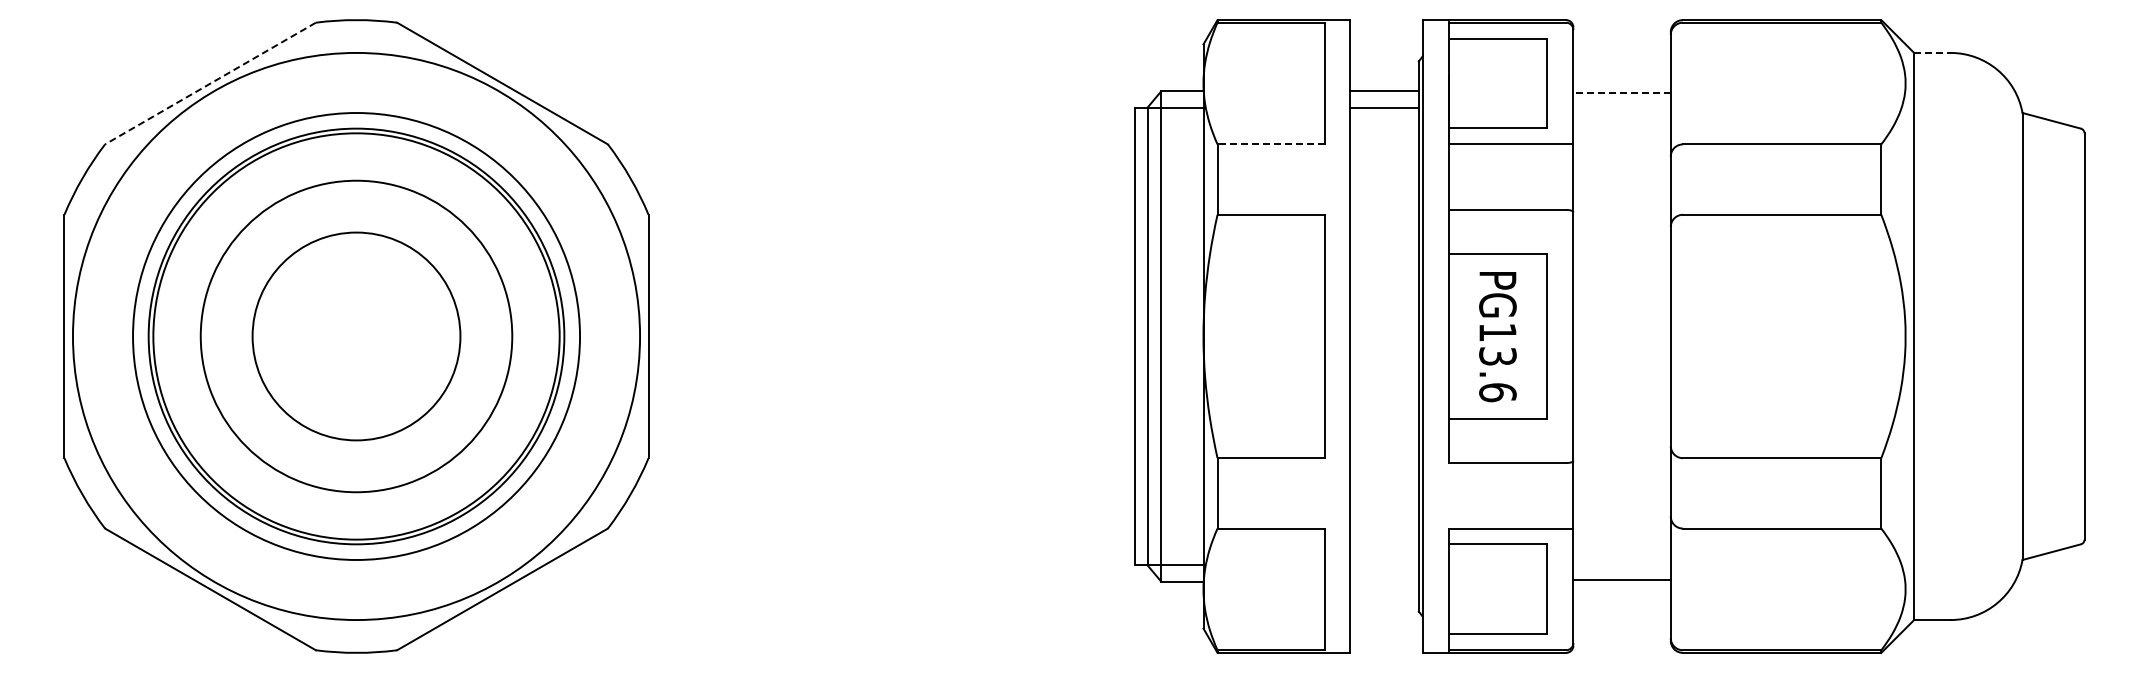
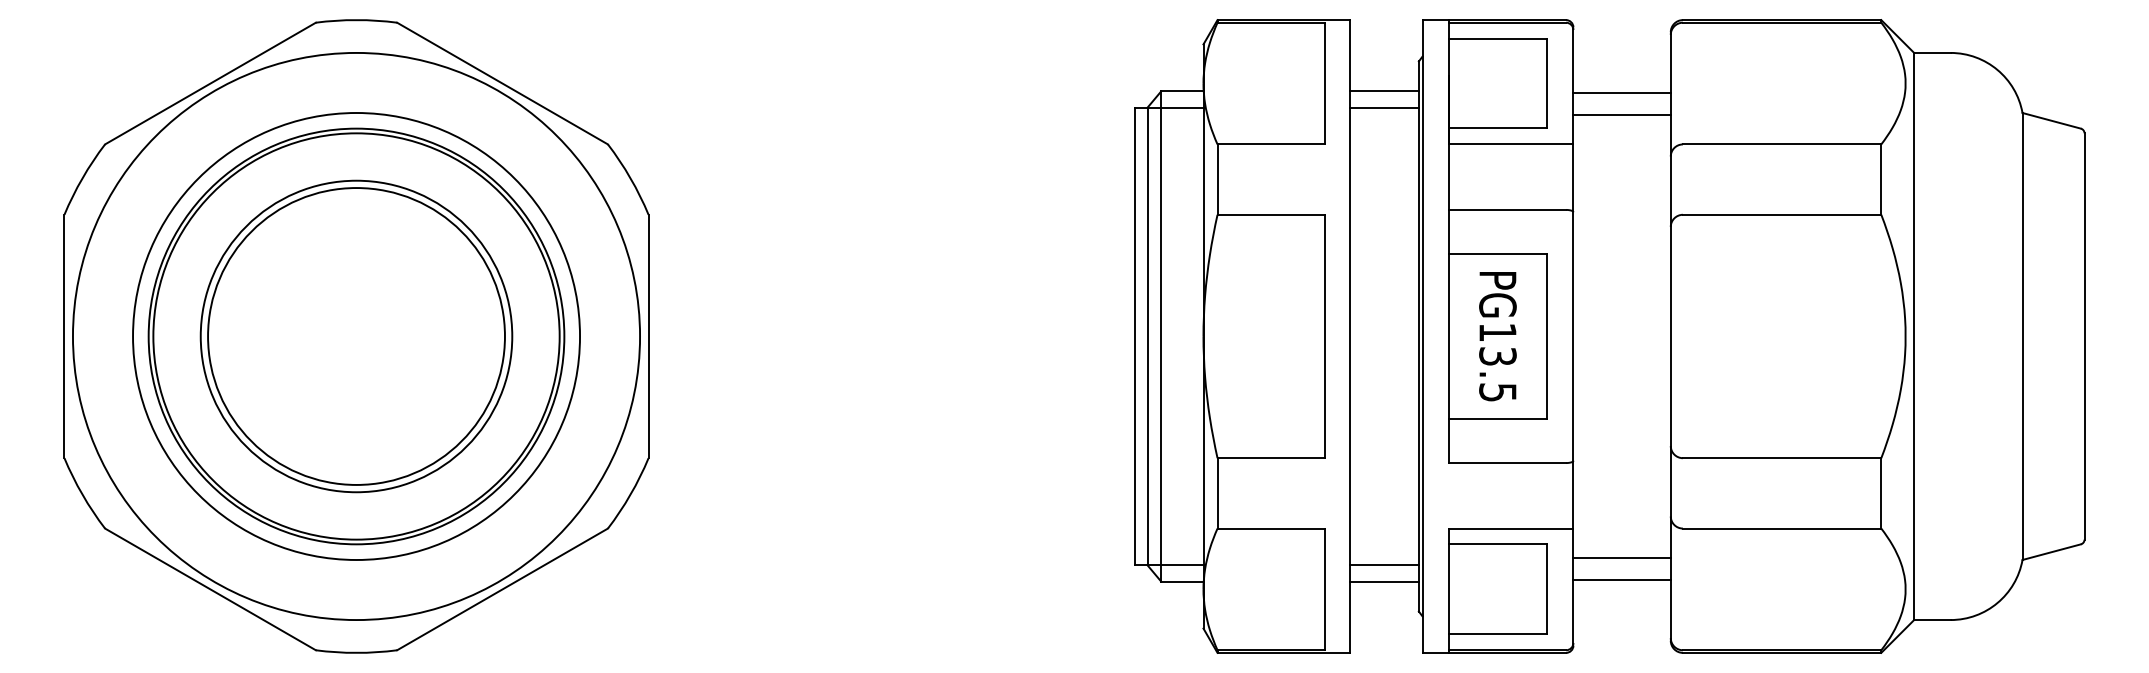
line: dashed -> solid (1932, 52)
line: dashed -> solid (210, 83)
line: dashed -> solid (1622, 93)
line: none -> present (1621, 114)
line: dashed -> solid (1271, 144)
circle diameter: 208 px -> 297 px (356, 336)
text: PG13.6 -> PG13.5 (1497, 392)
line: none -> present (1621, 558)
line: none -> present (1383, 565)
line: none -> present (1383, 581)
